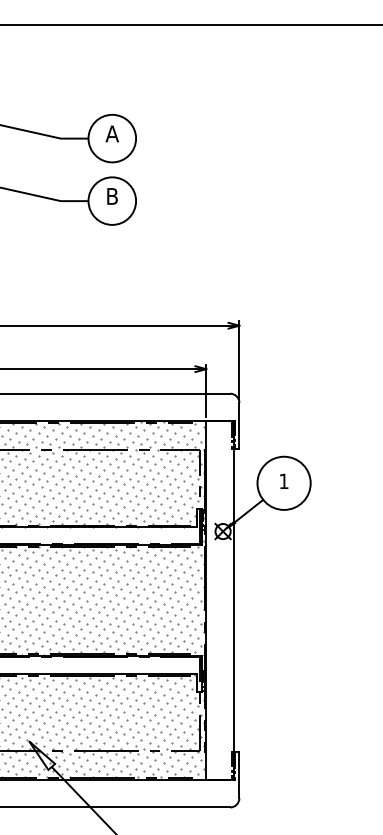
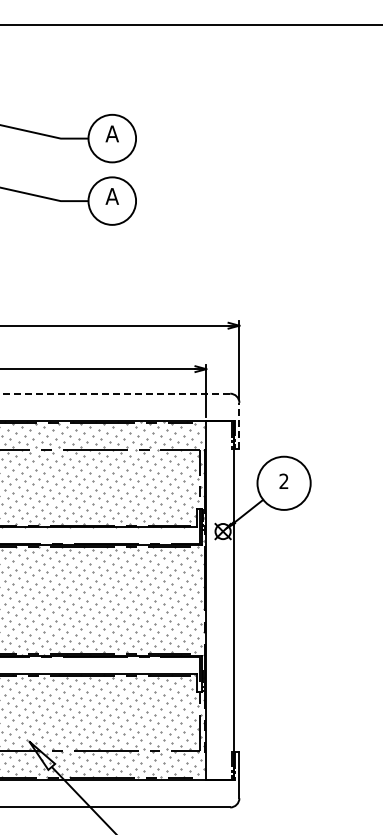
text: B -> A (111, 196)
line: solid -> dashed (115, 393)
line: solid -> dashed (239, 425)
text: 1 -> 2 (283, 480)
